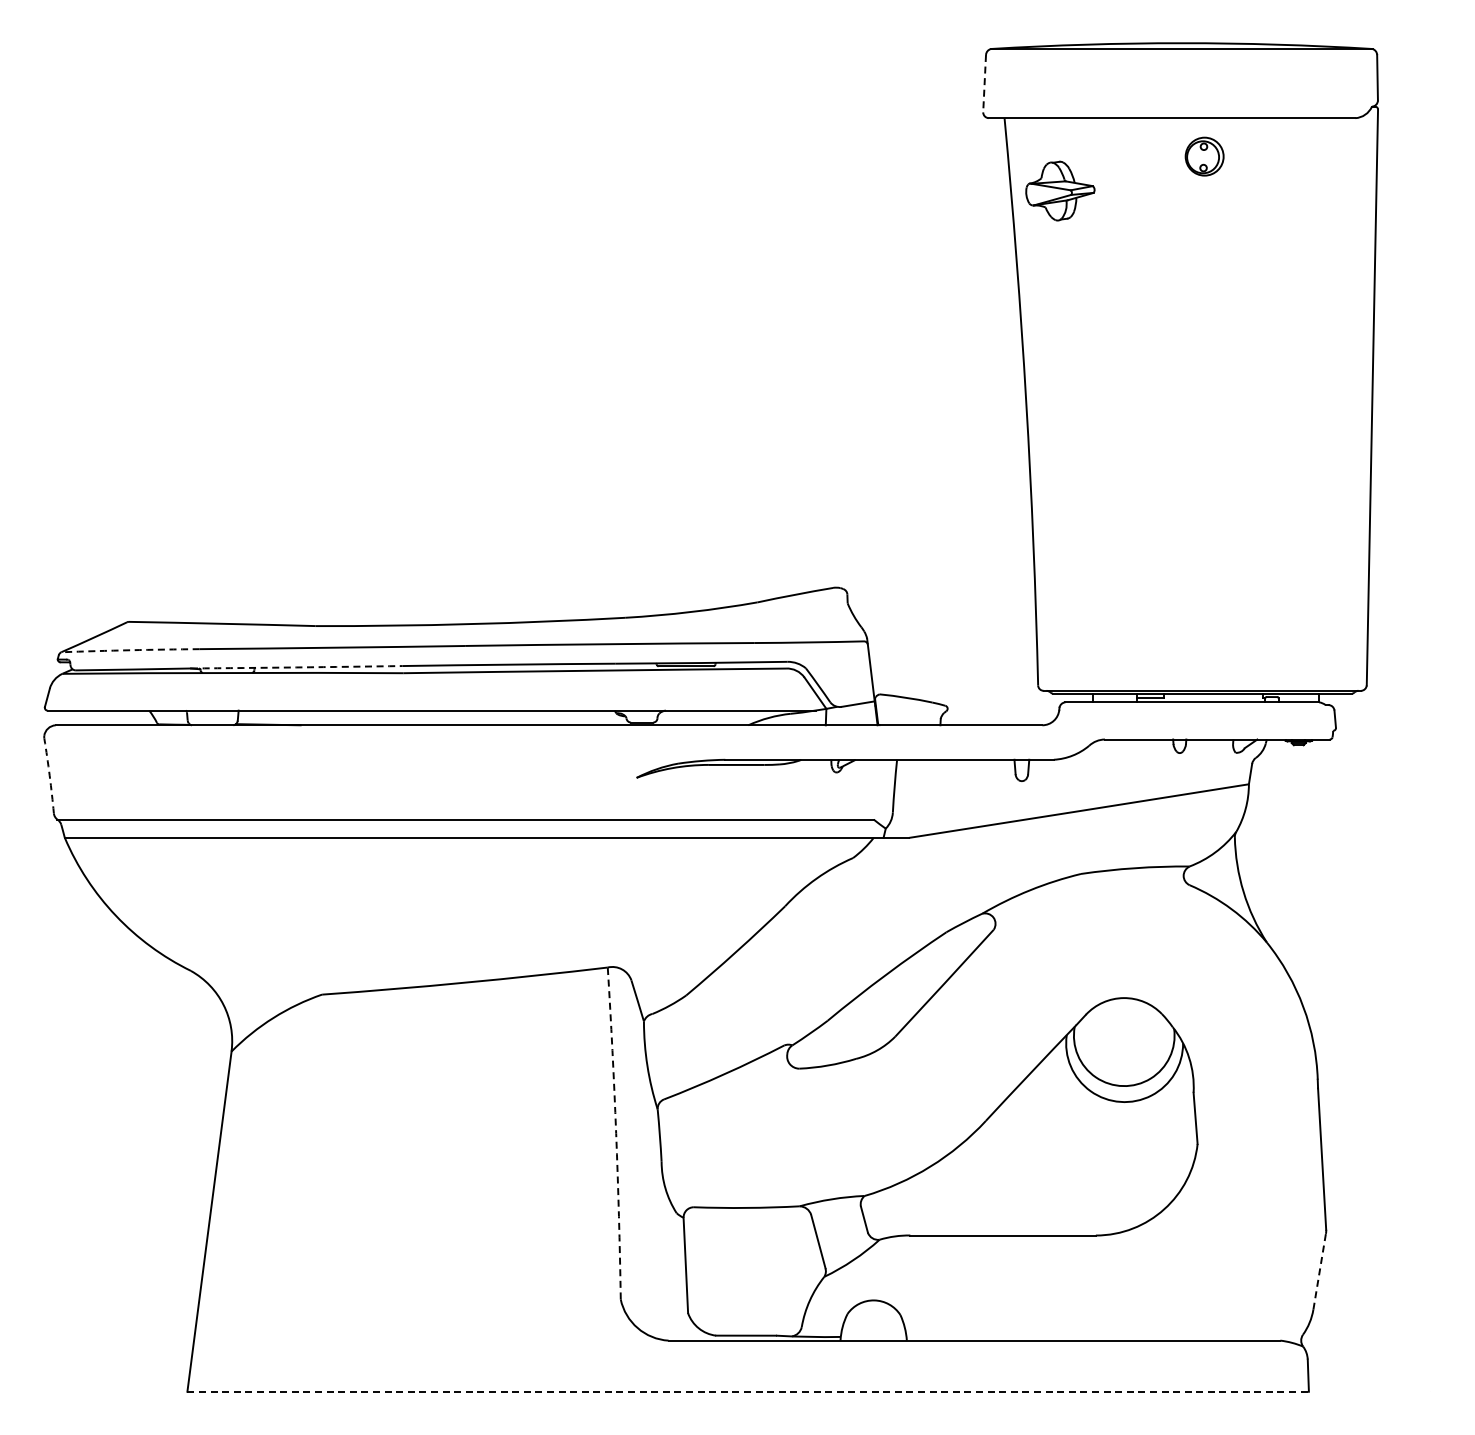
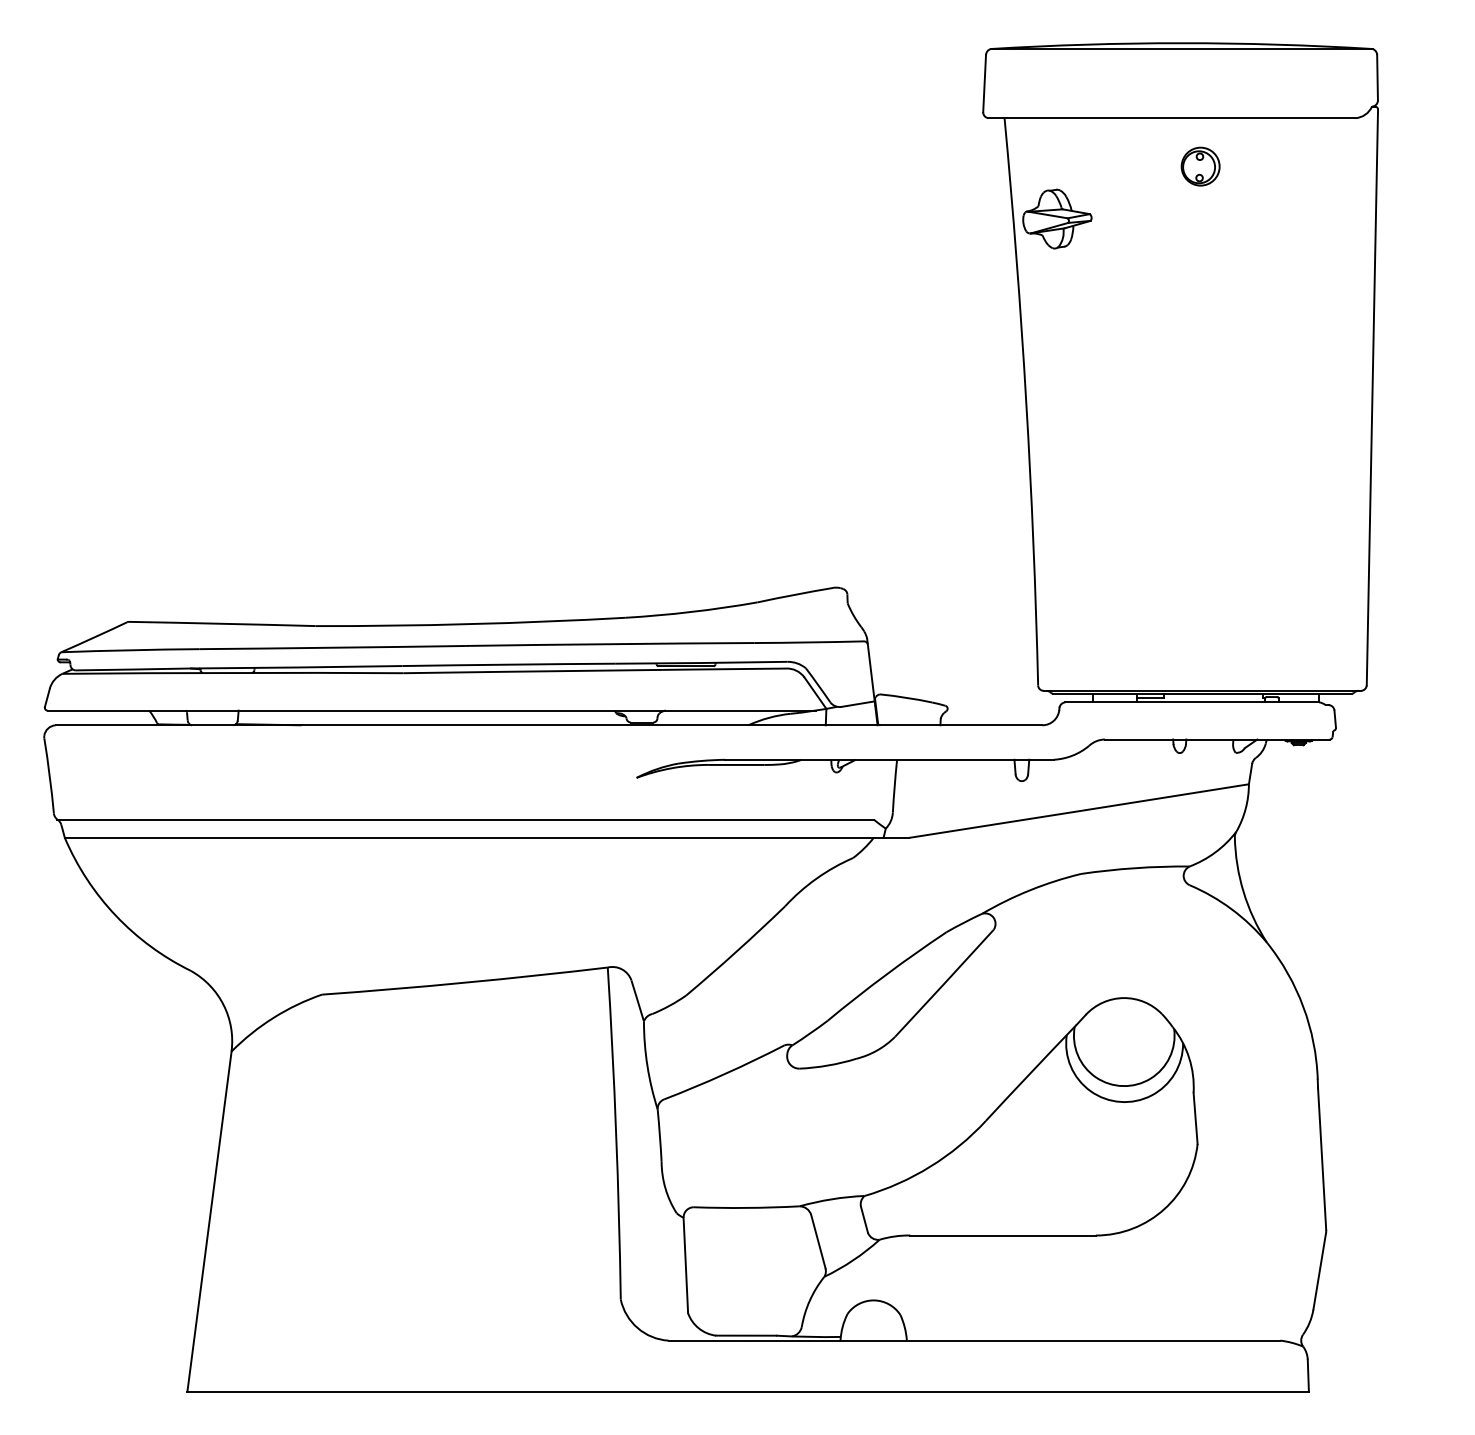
line: dashed -> solid (984, 83)
part position: (1204, 156) -> (1200, 166) (1200, 166)
part position: (1060, 190) -> (1057, 218) (1057, 218)
arc: dashed -> solid (130, 650)
arc: dashed -> solid (296, 667)
arc: dashed -> solid (49, 775)
arc: dashed -> solid (616, 1133)
line: dashed -> solid (1319, 1271)
line: dashed -> solid (748, 1391)
